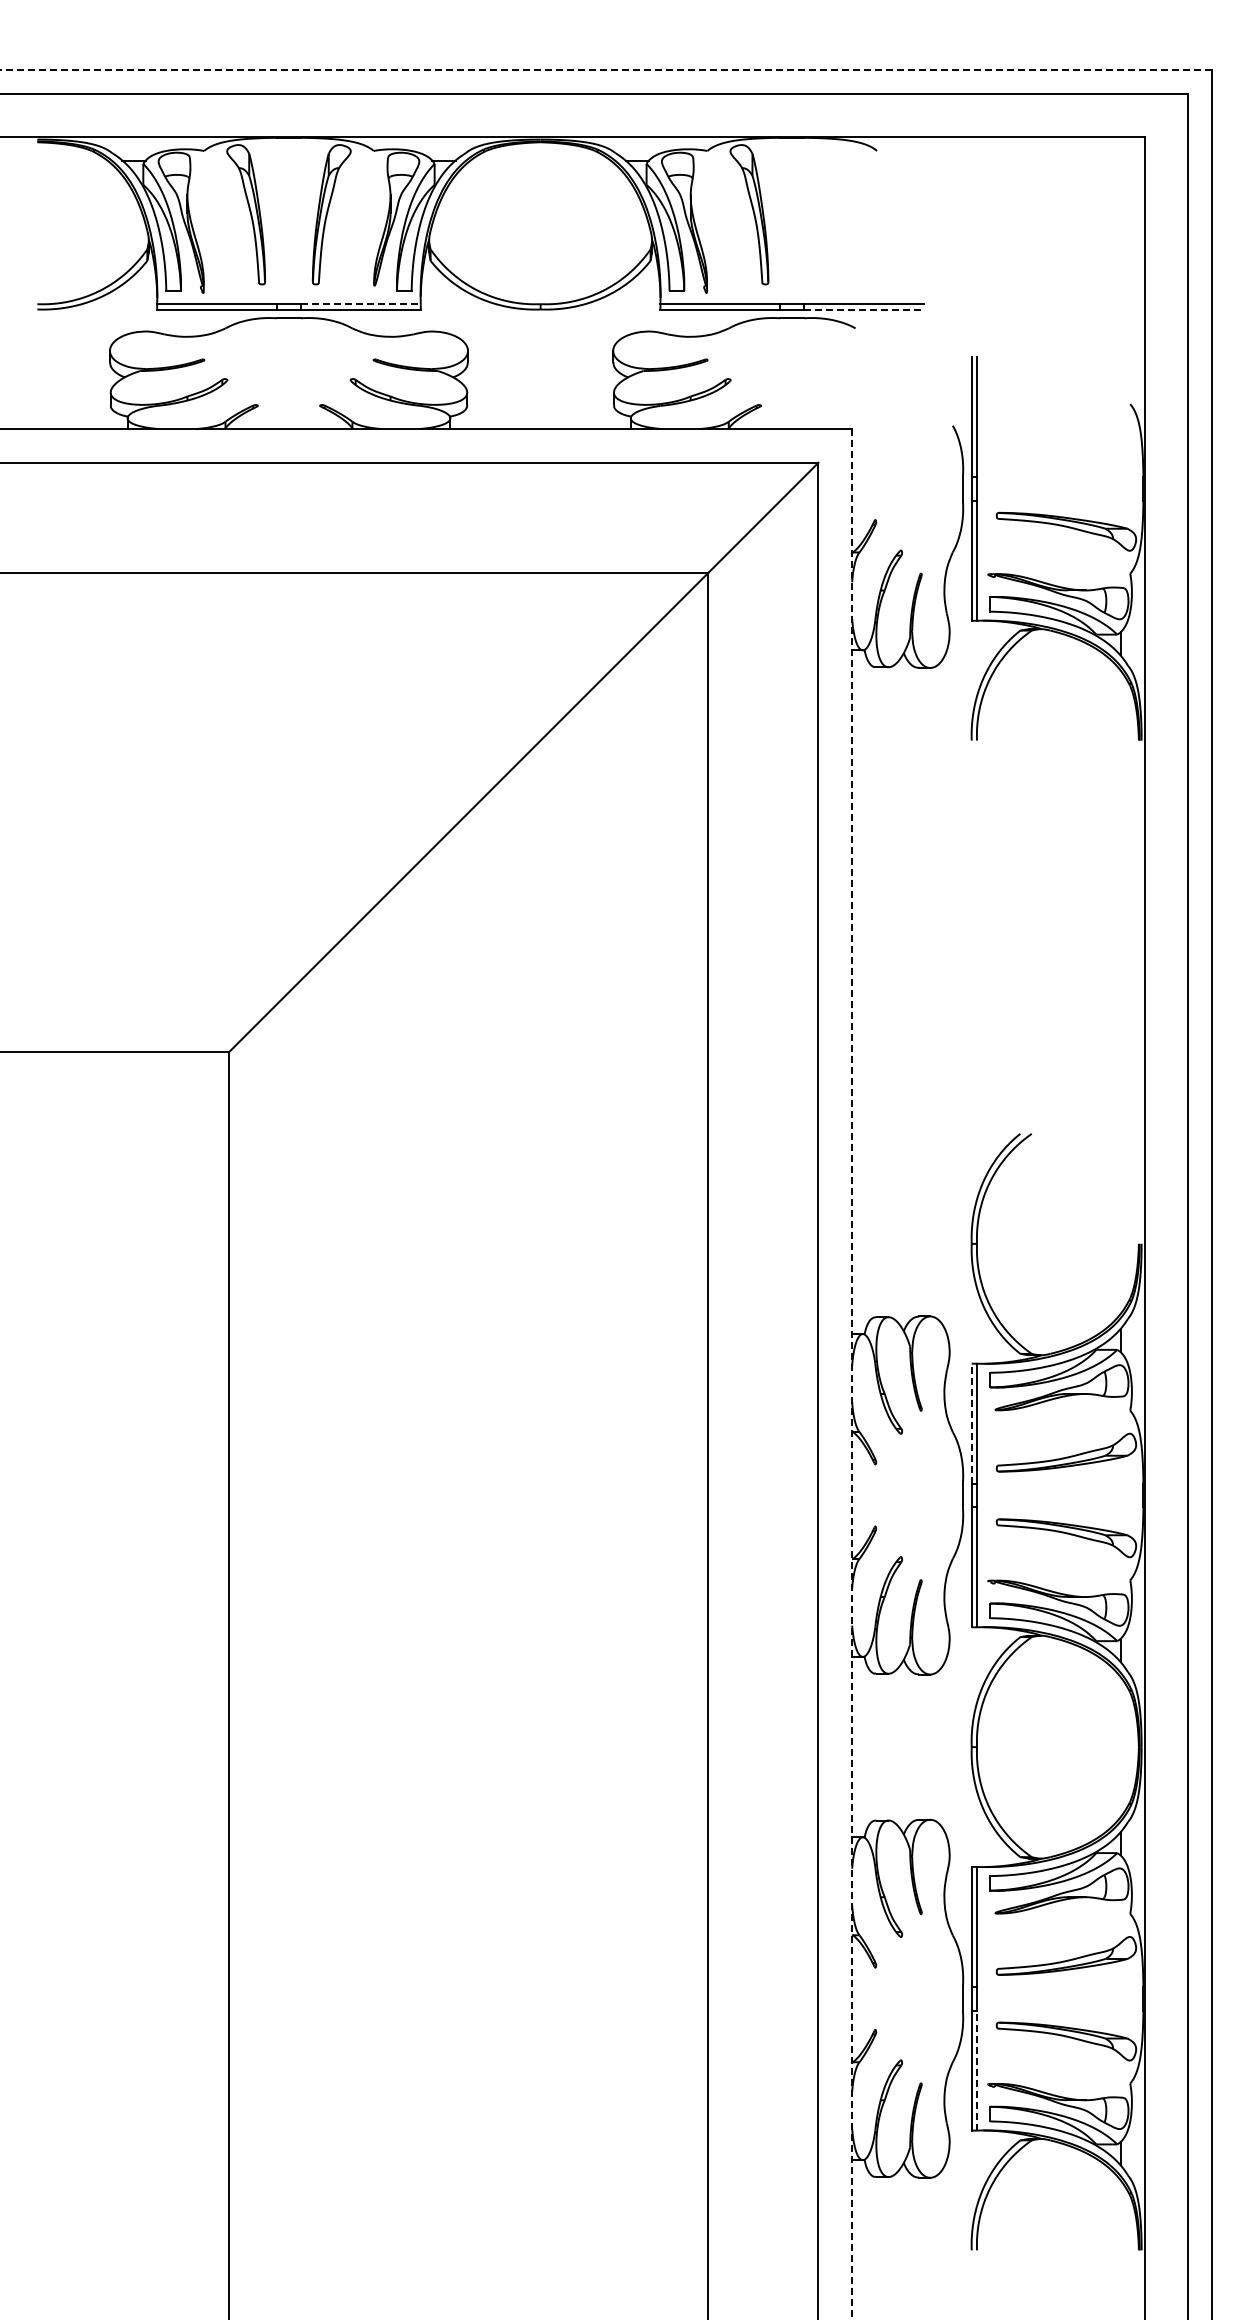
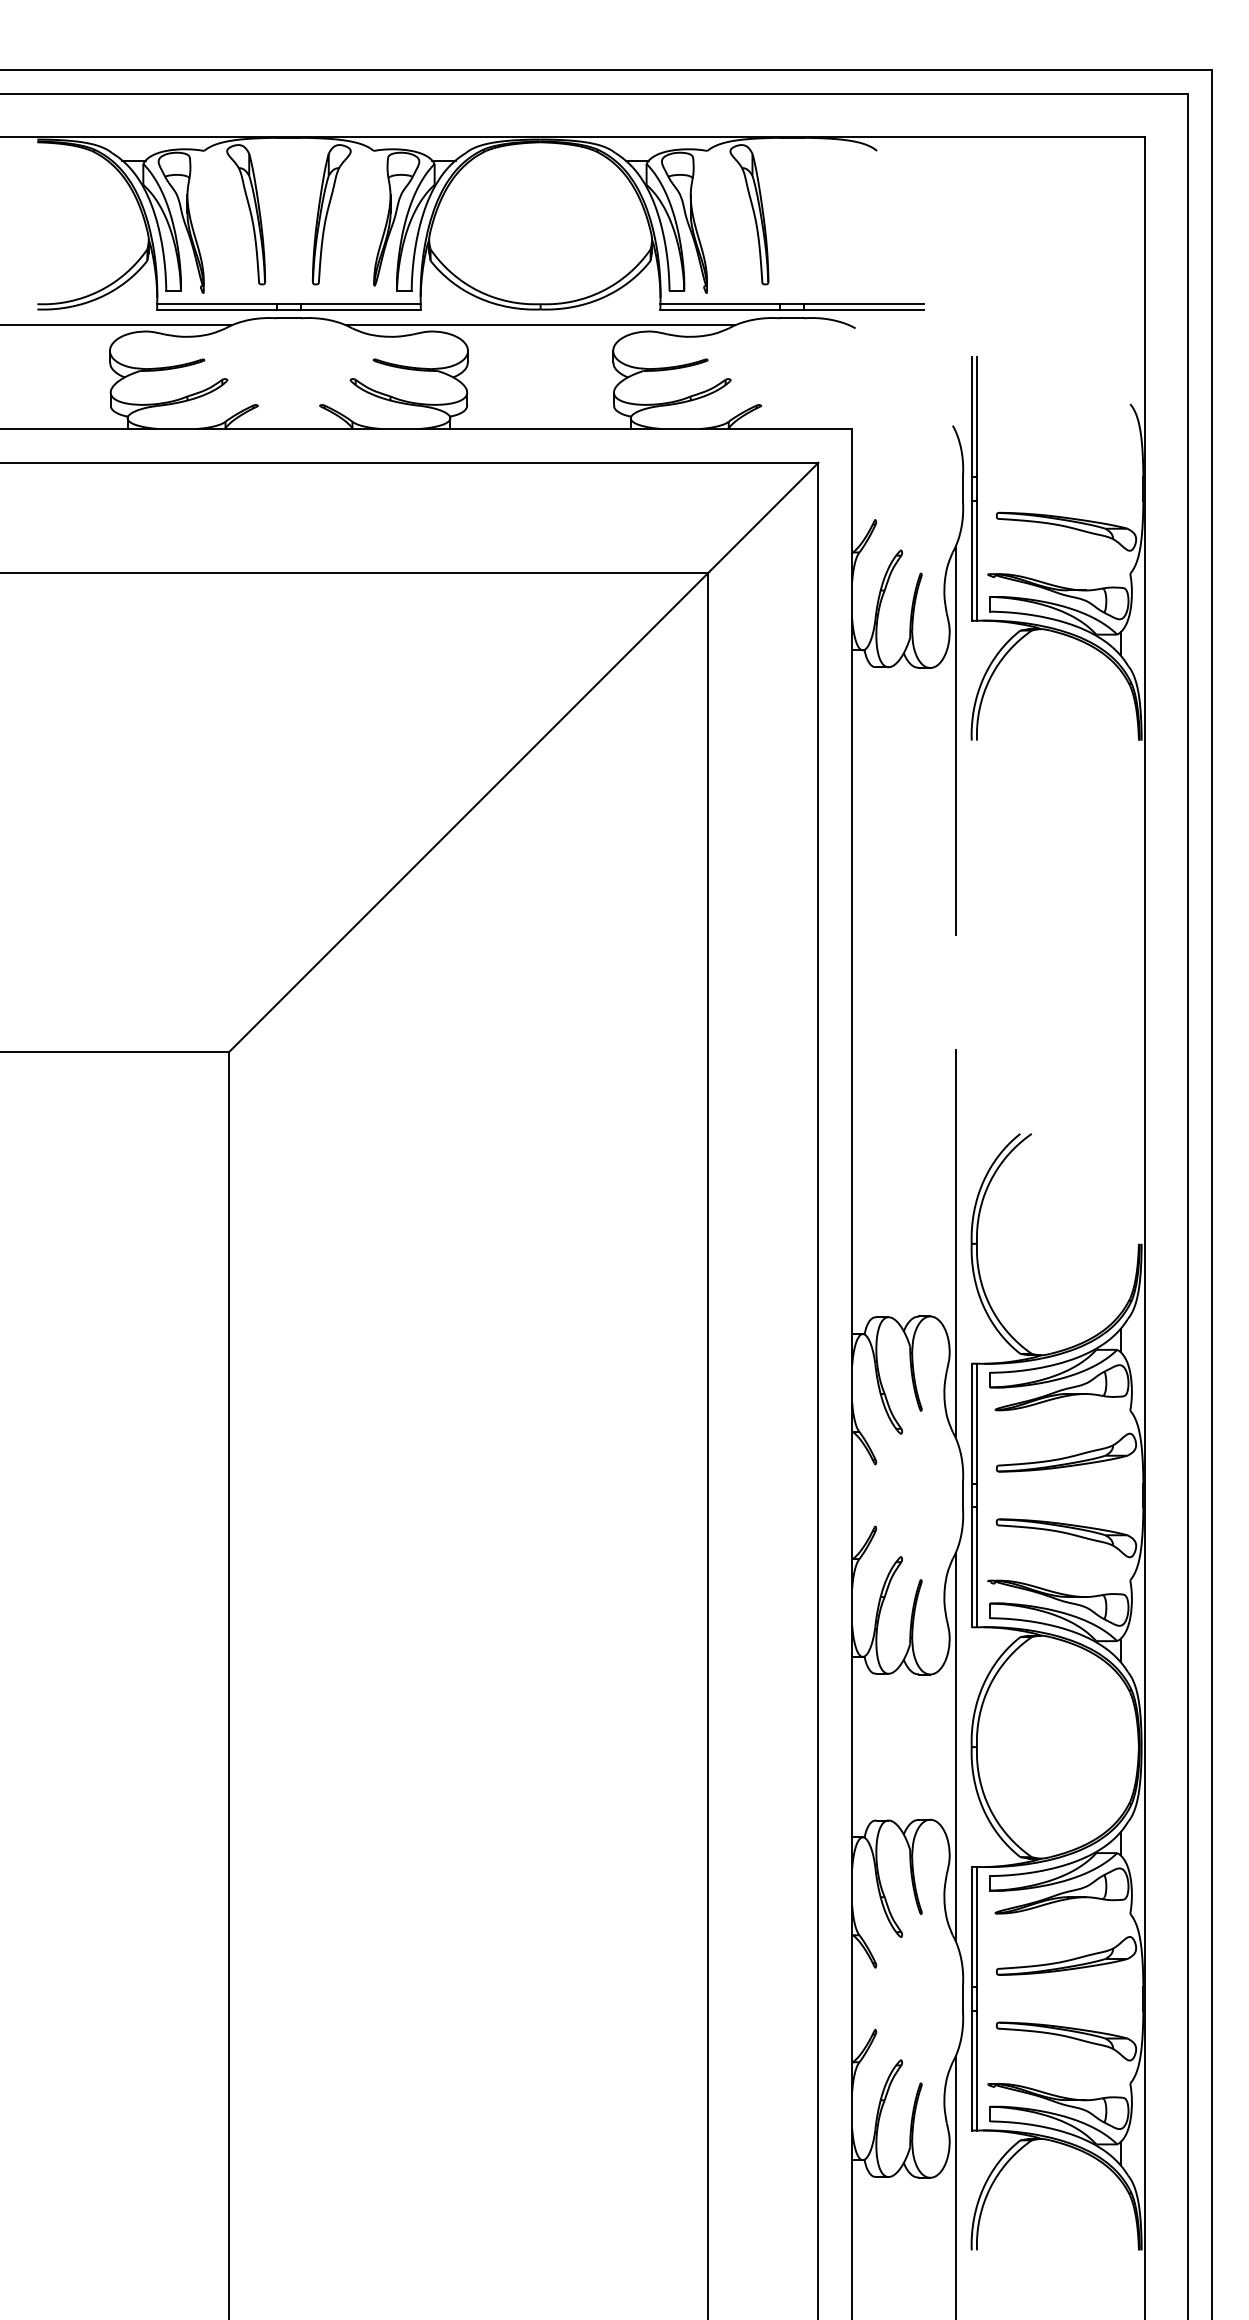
line: dashed -> solid (605, 69)
line: dashed -> solid (360, 304)
line: dashed -> solid (864, 309)
line: none -> present (116, 325)
line: none -> present (540, 325)
line: none -> present (955, 740)
line: none -> present (955, 1243)
line: dashed -> solid (852, 1374)
line: dashed -> solid (971, 1423)
line: none -> present (955, 1746)
line: dashed -> solid (977, 2070)
line: none -> present (955, 2186)
